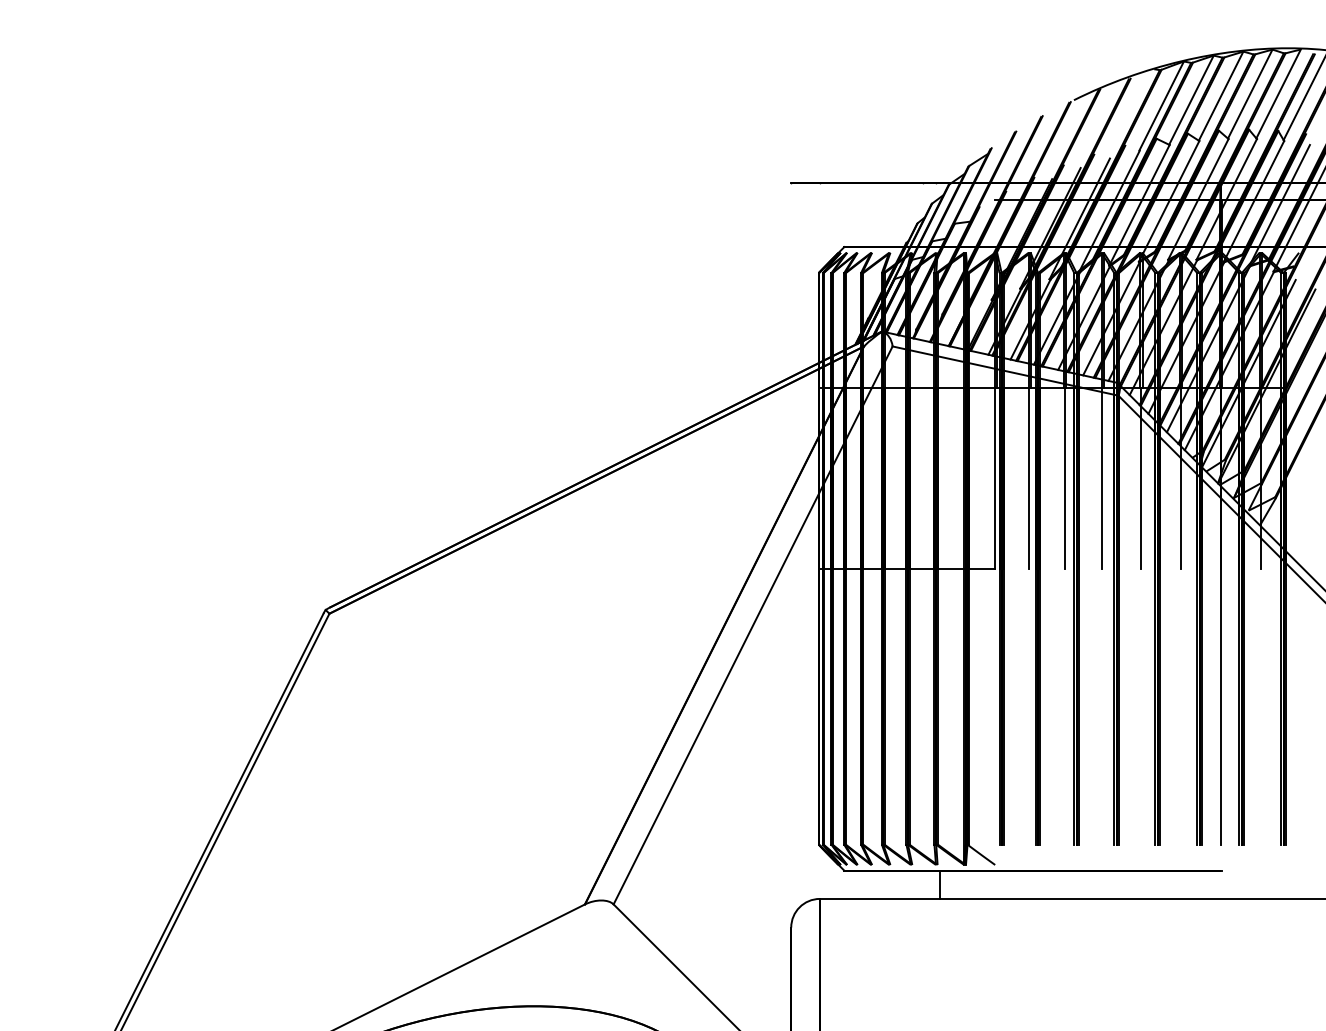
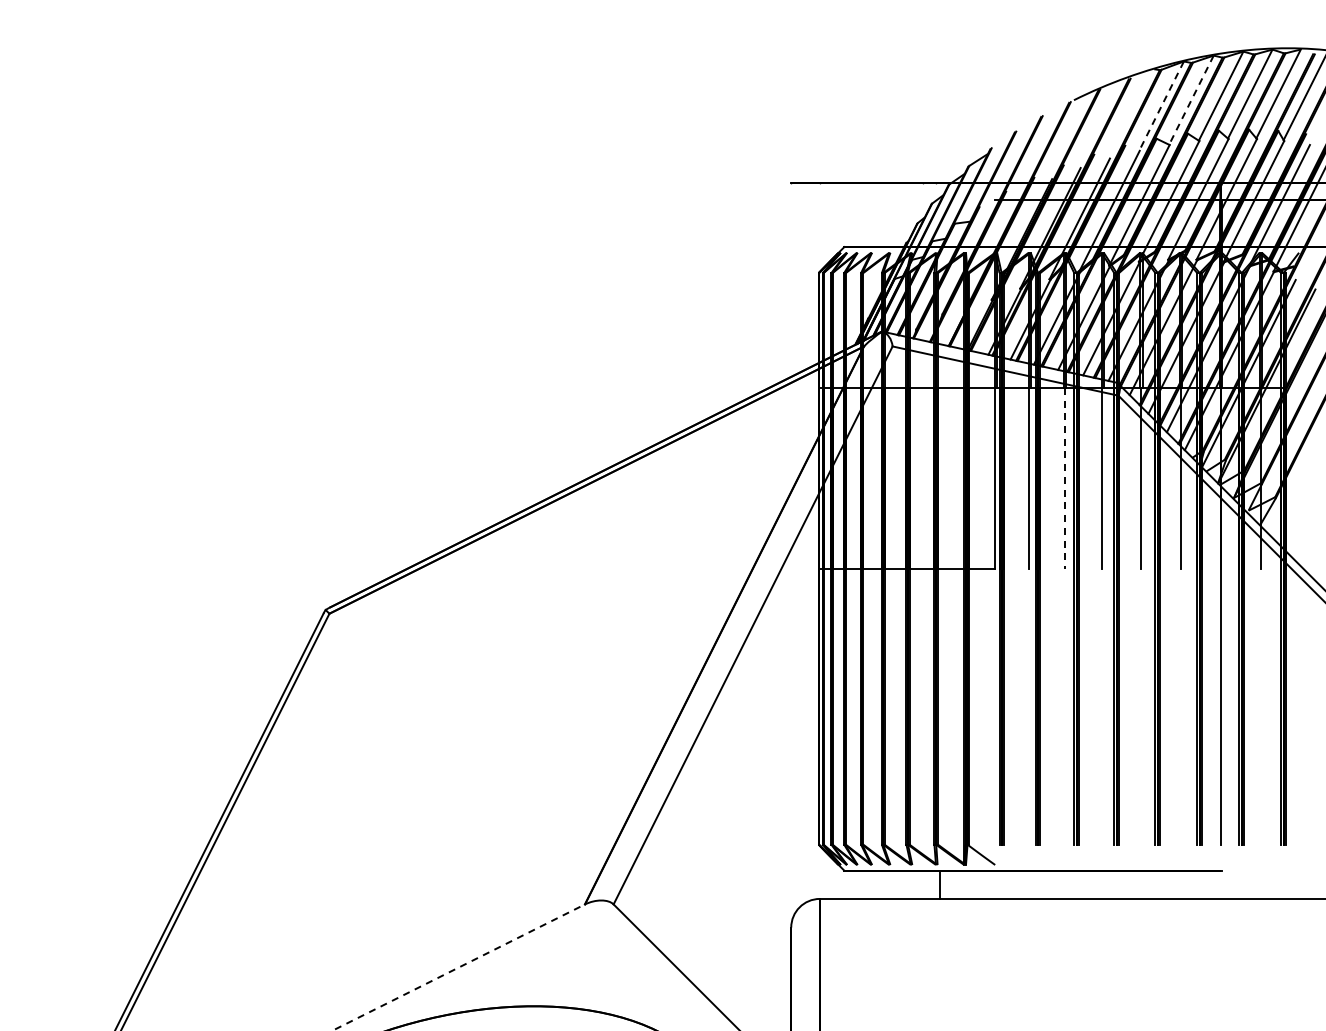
line: solid -> dashed (1191, 100)
line: solid -> dashed (1161, 106)
line: solid -> dashed (1064, 478)
line: solid -> dashed (458, 967)
